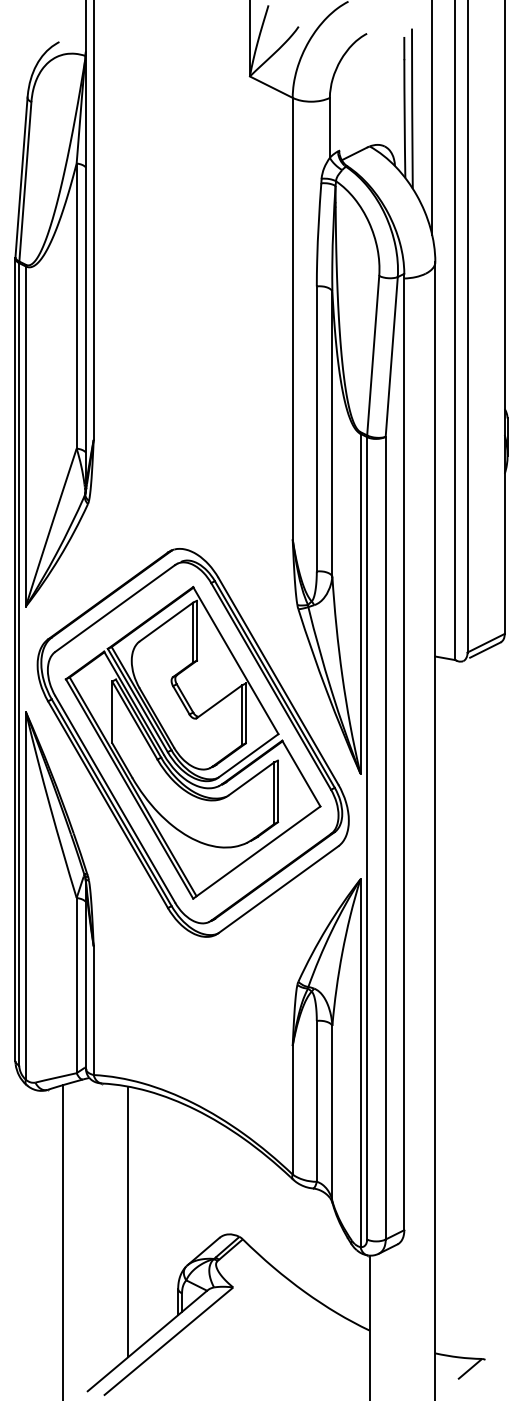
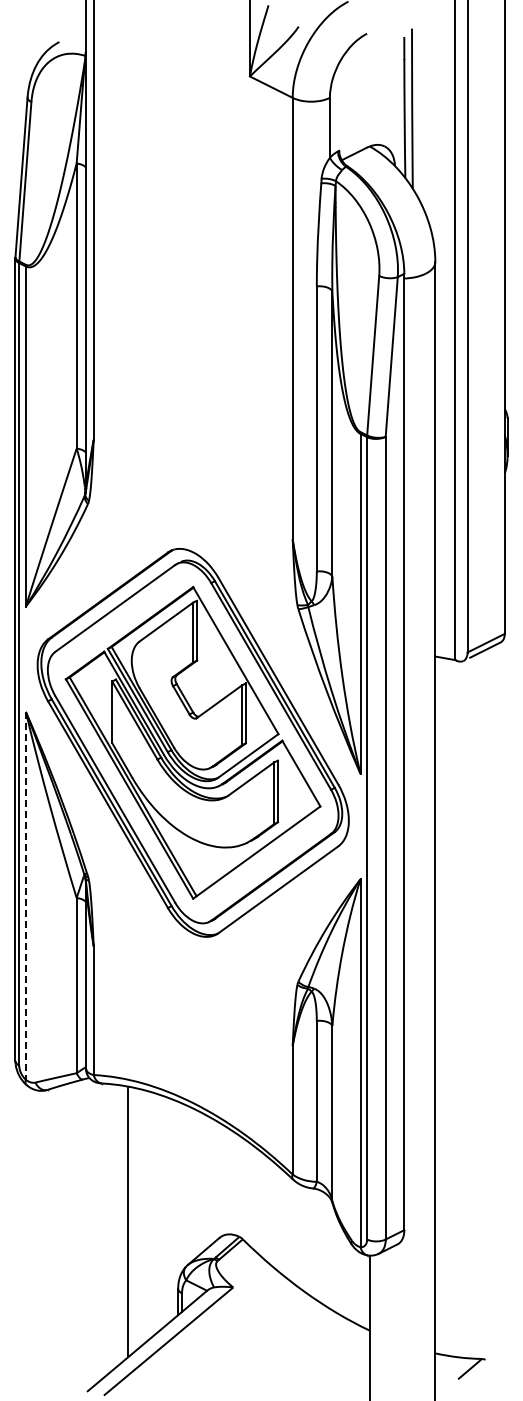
line: present -> none (432, 118)
line: solid -> dashed (25, 895)
line: present -> none (62, 1241)
